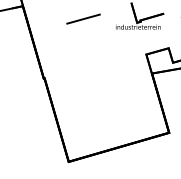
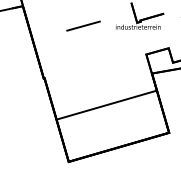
line position: (83, 18) -> (83, 25) (83, 25)
line: none -> present (106, 104)
